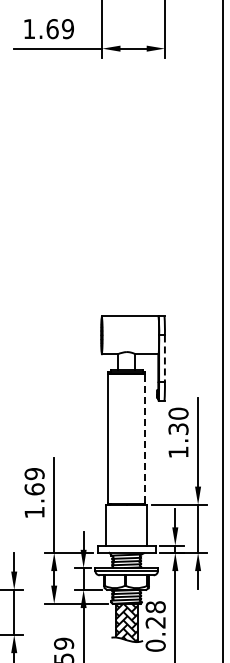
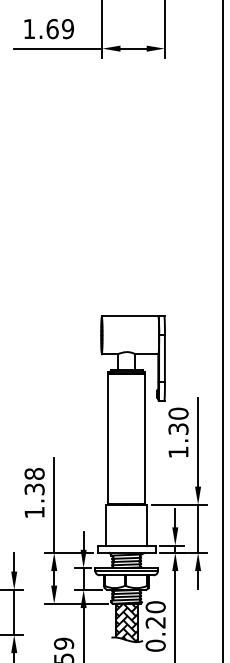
line: dashed -> solid (164, 359)
line: dashed -> solid (144, 437)
text: 1.69 -> 1.38 (34, 481)
text: 0.28 -> 0.20 (155, 607)
